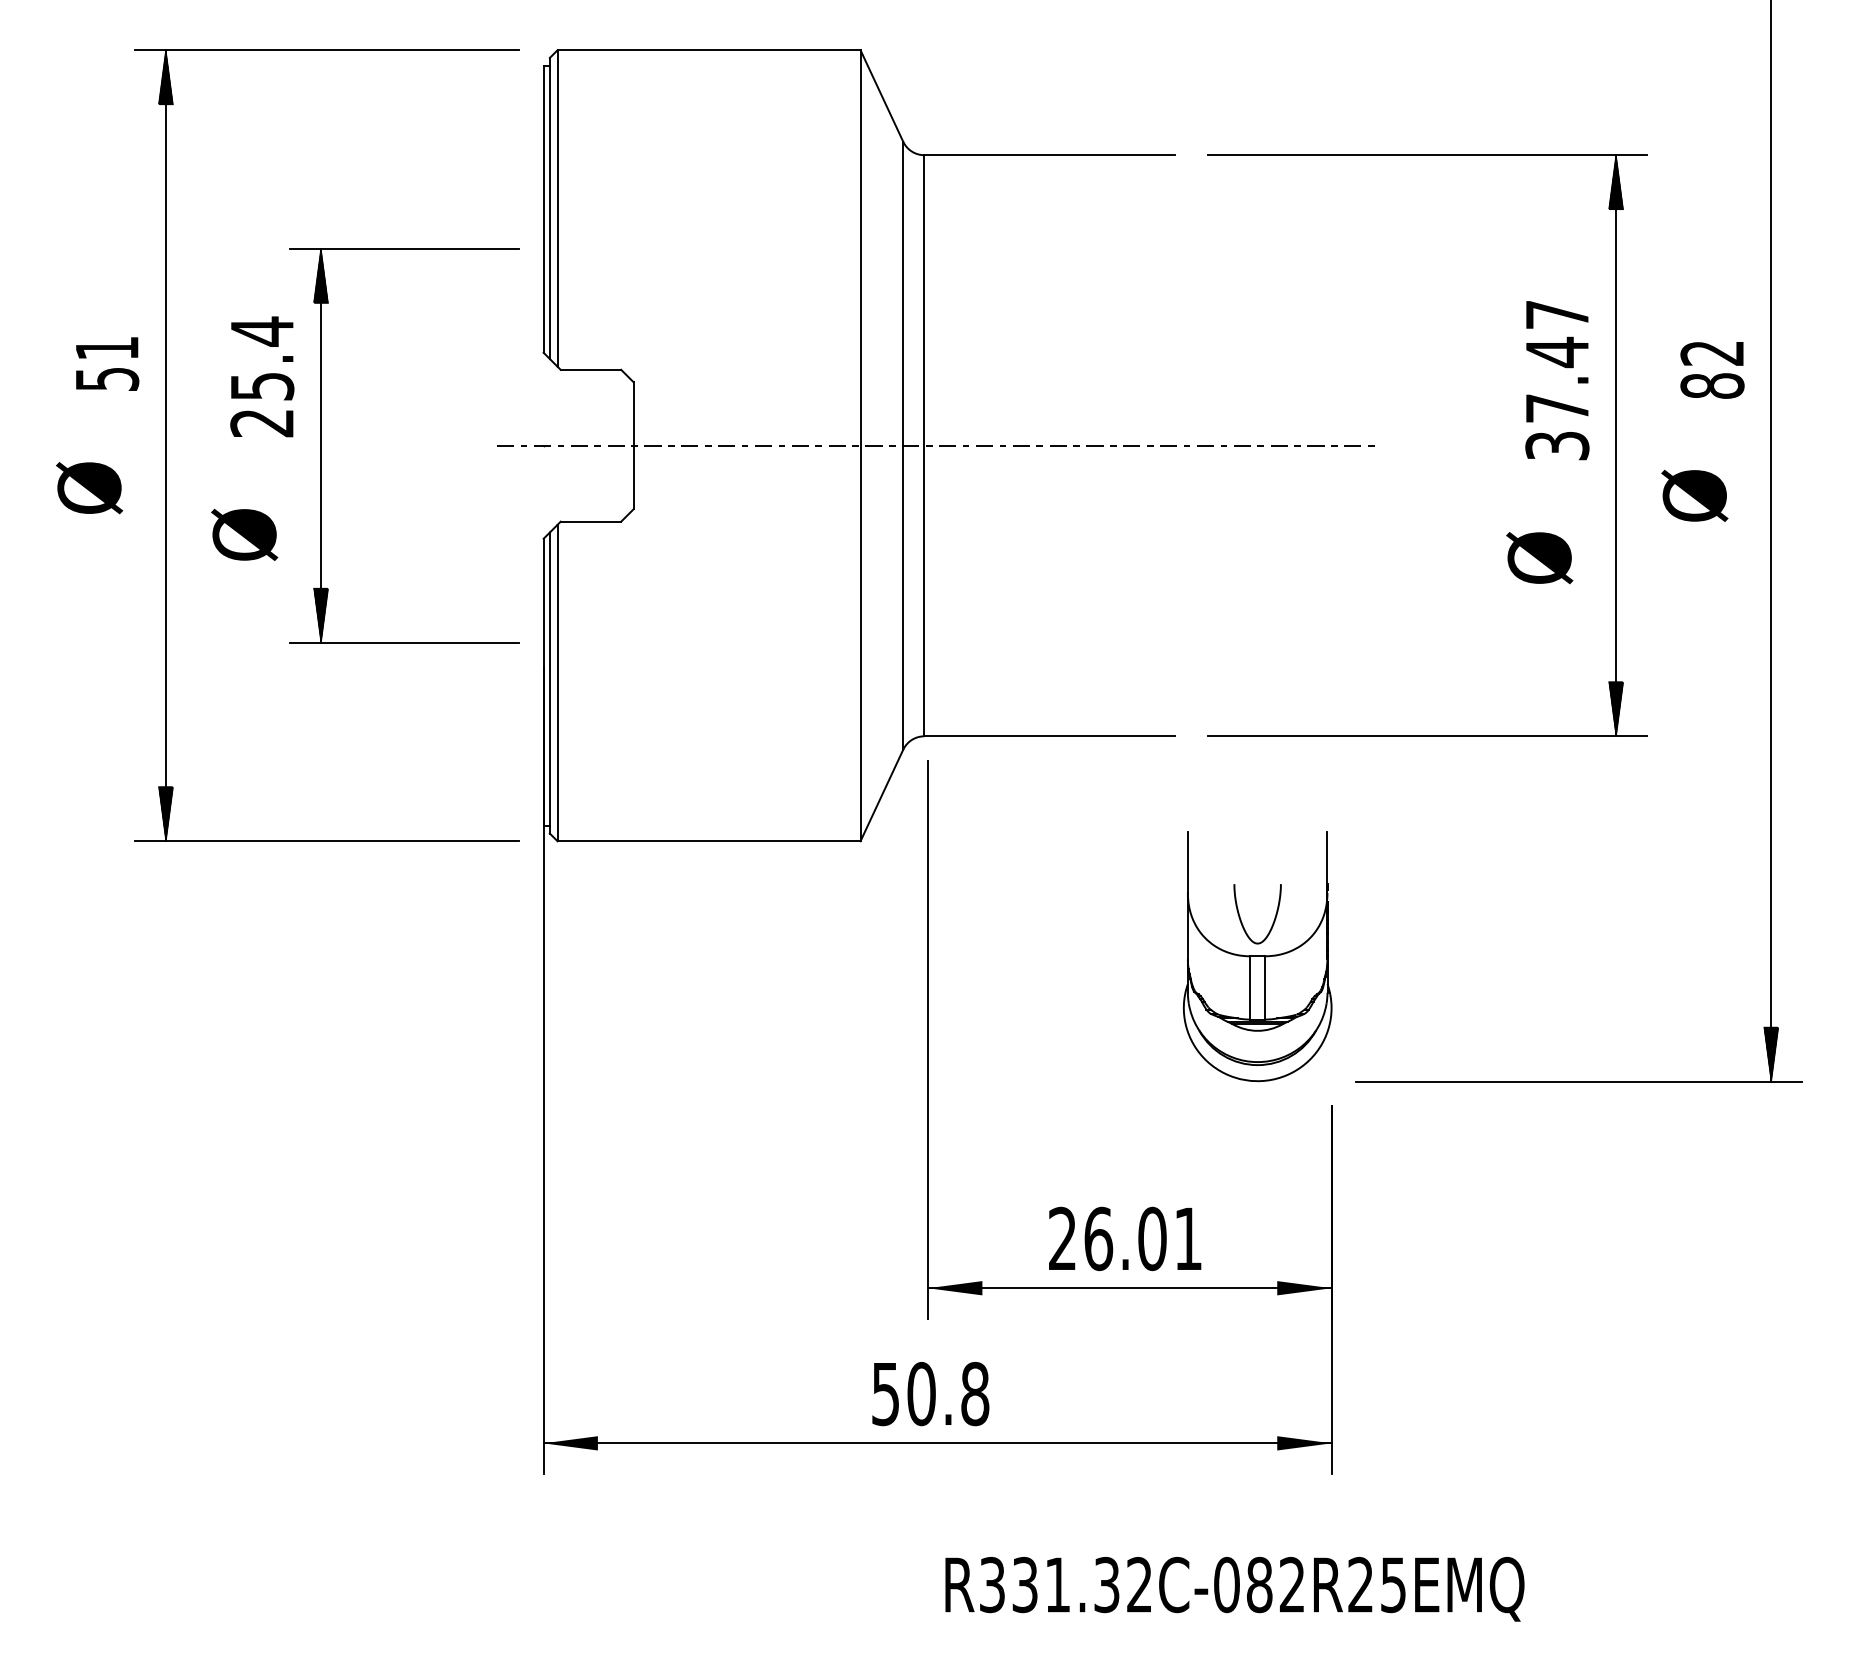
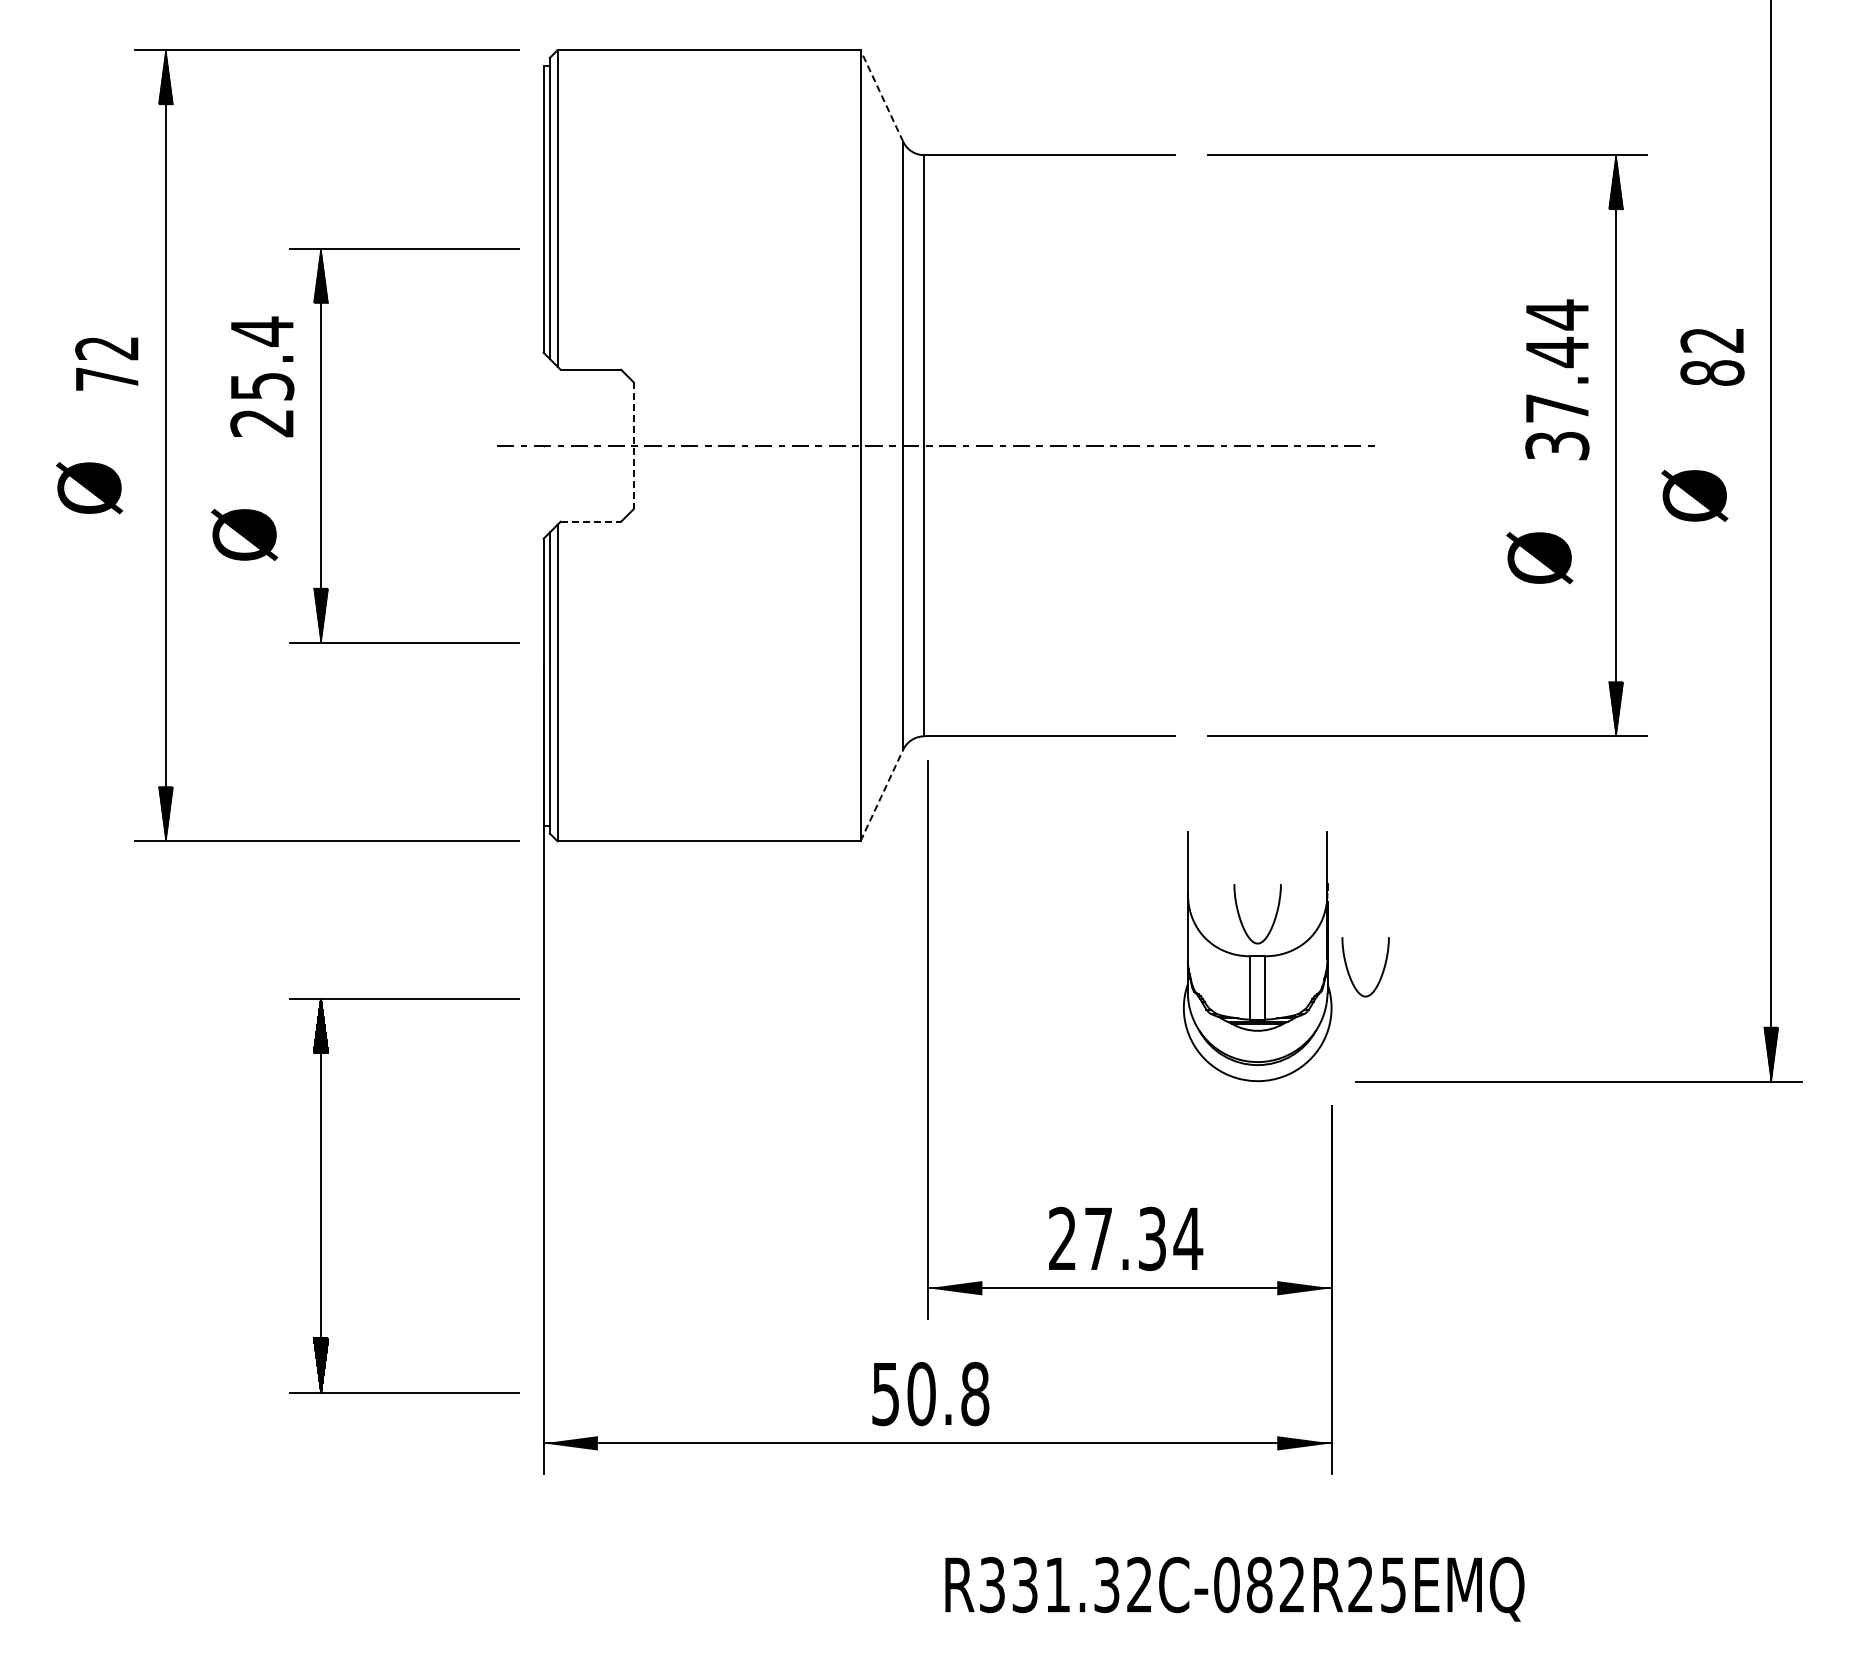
line: solid -> dashed (881, 95)
text: 37.47 -> 37.44 (1557, 314)
text: 51 -> 72 (107, 363)
text position: (1712, 370) -> (1712, 357) (1712, 357)
line: solid -> dashed (633, 445)
line: solid -> dashed (591, 521)
line: solid -> dashed (882, 795)
curve: none -> present (1349, 972)
part: none -> present (321, 1195)
text: 26.01 -> 27.34 (1143, 1238)
